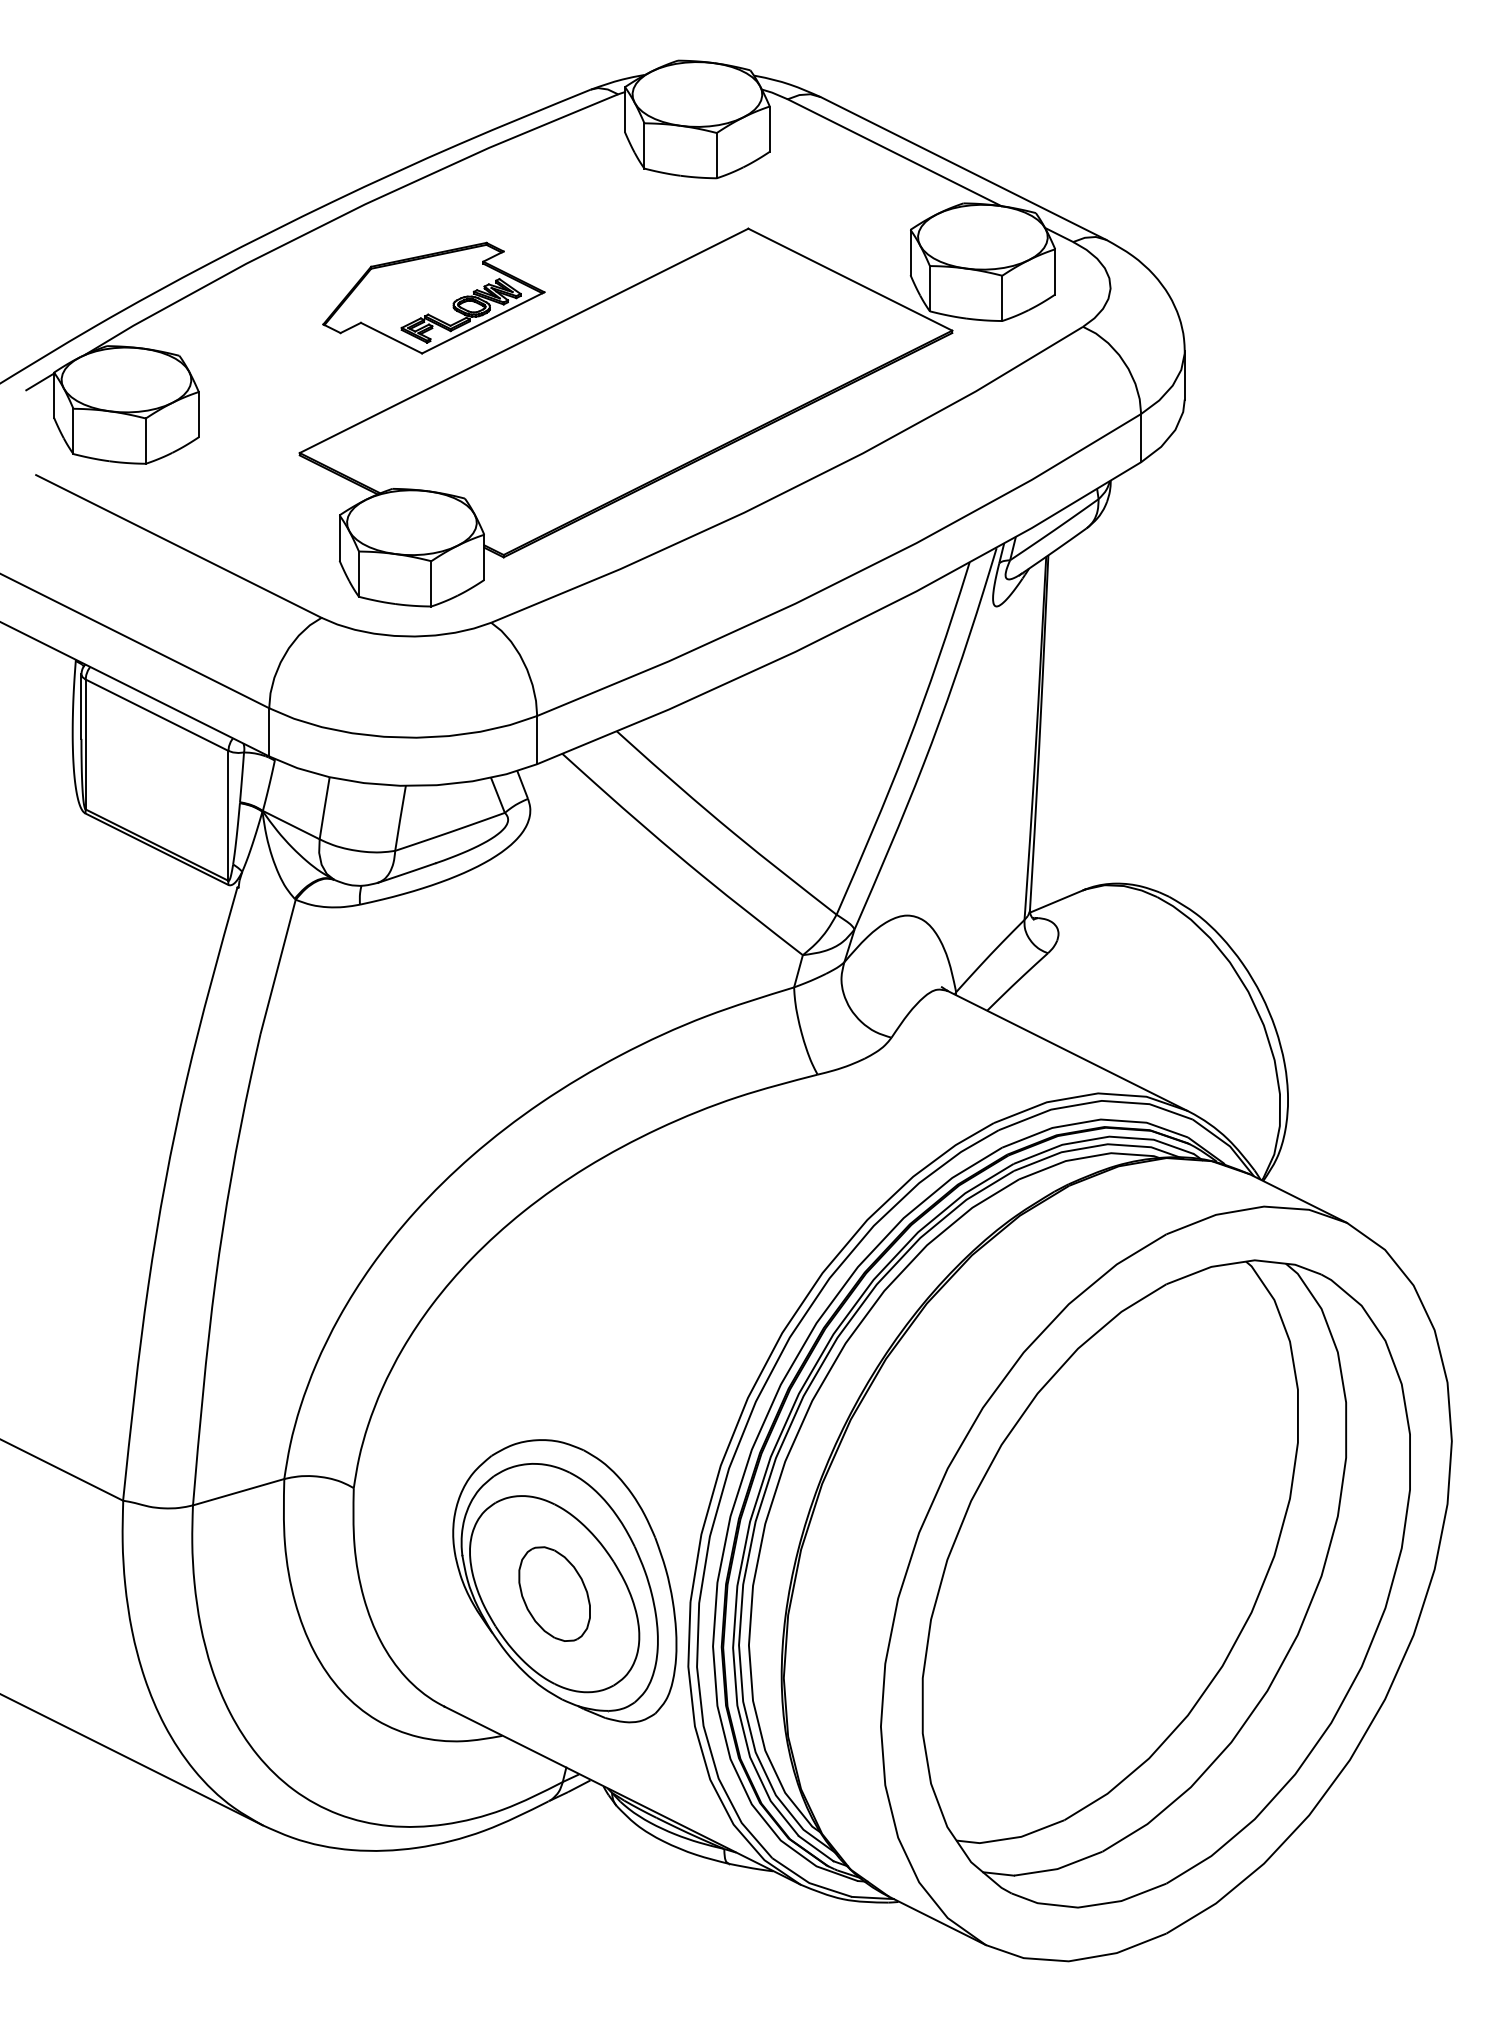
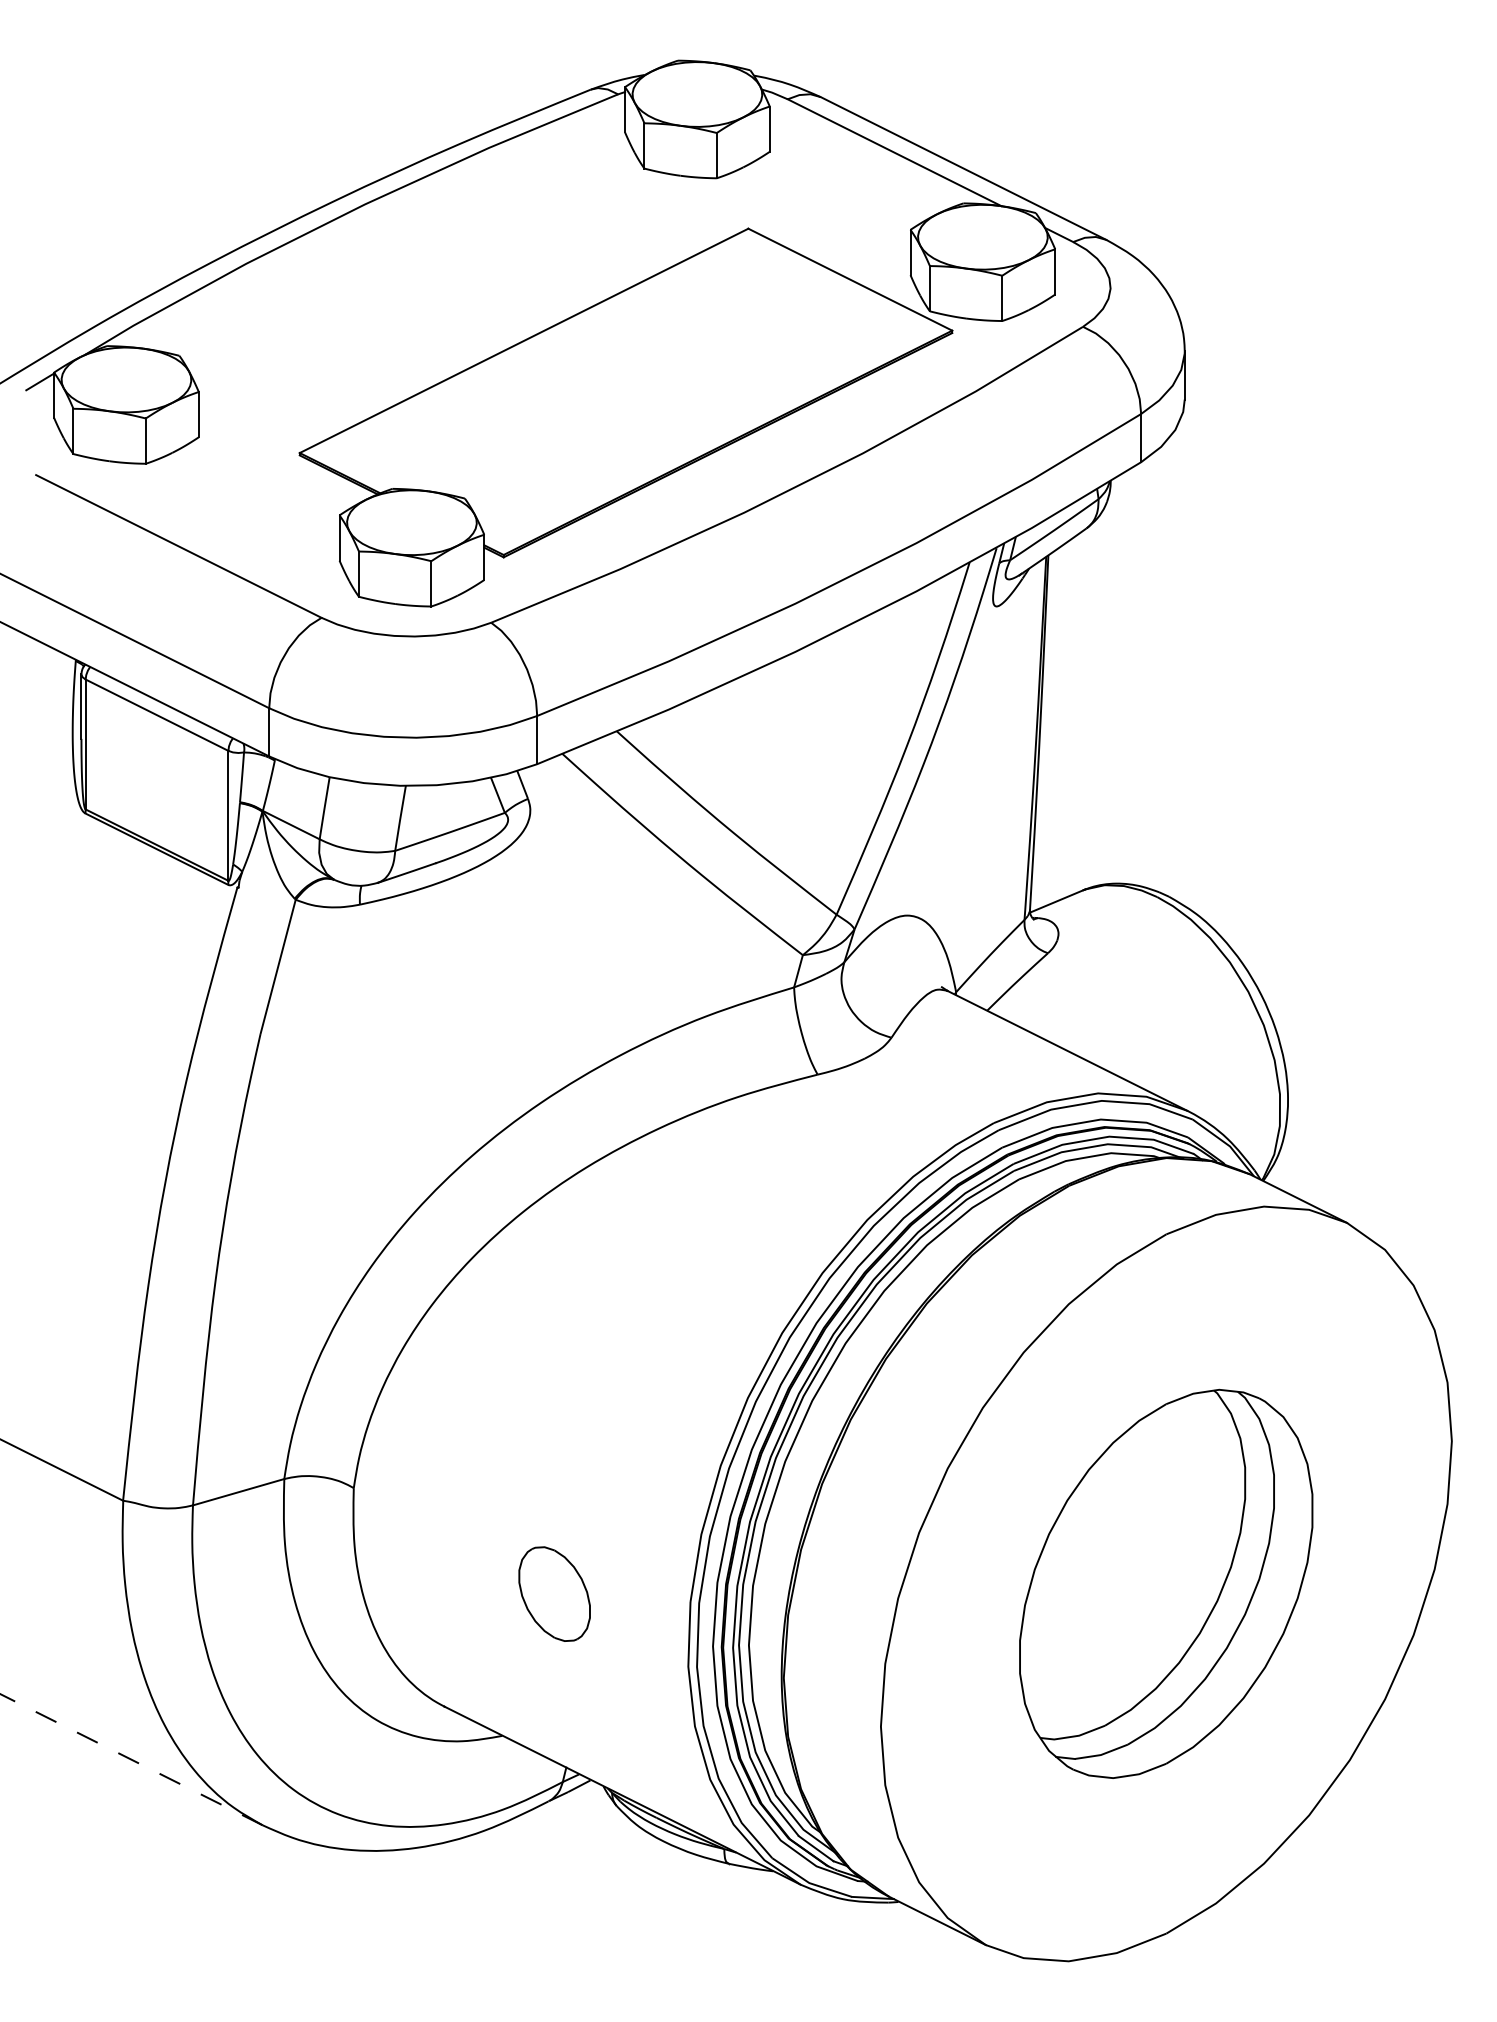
part: present -> none (433, 297)
part: present -> none (564, 1581)
part size: 490x650 px -> 295x391 px (1166, 1583)
line: solid -> dashed (131, 1759)
